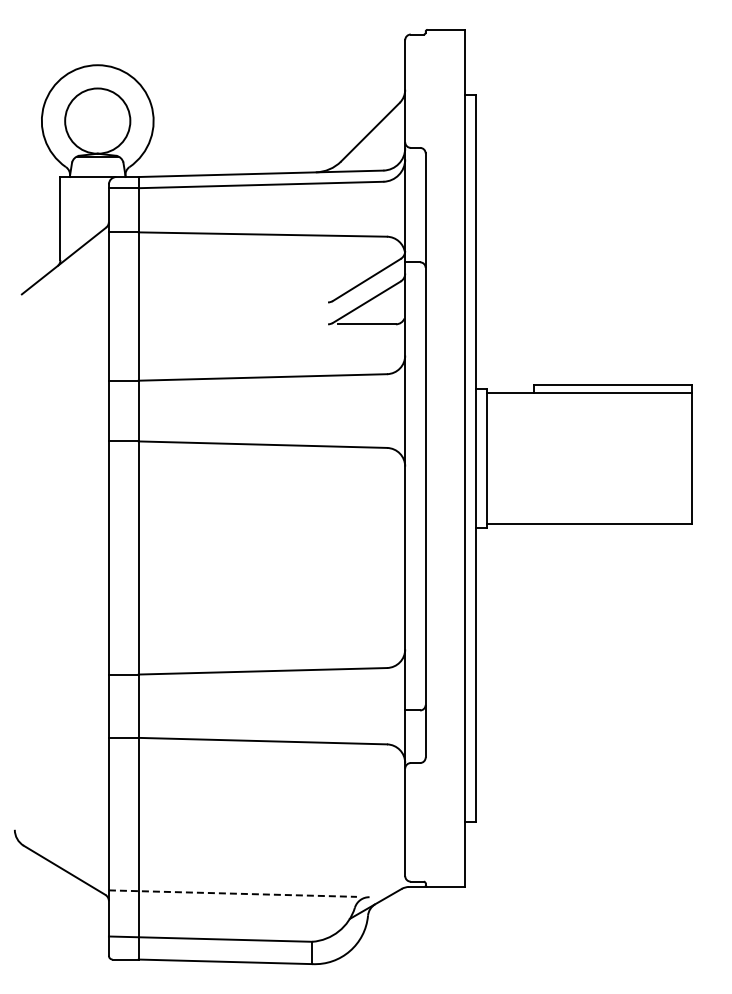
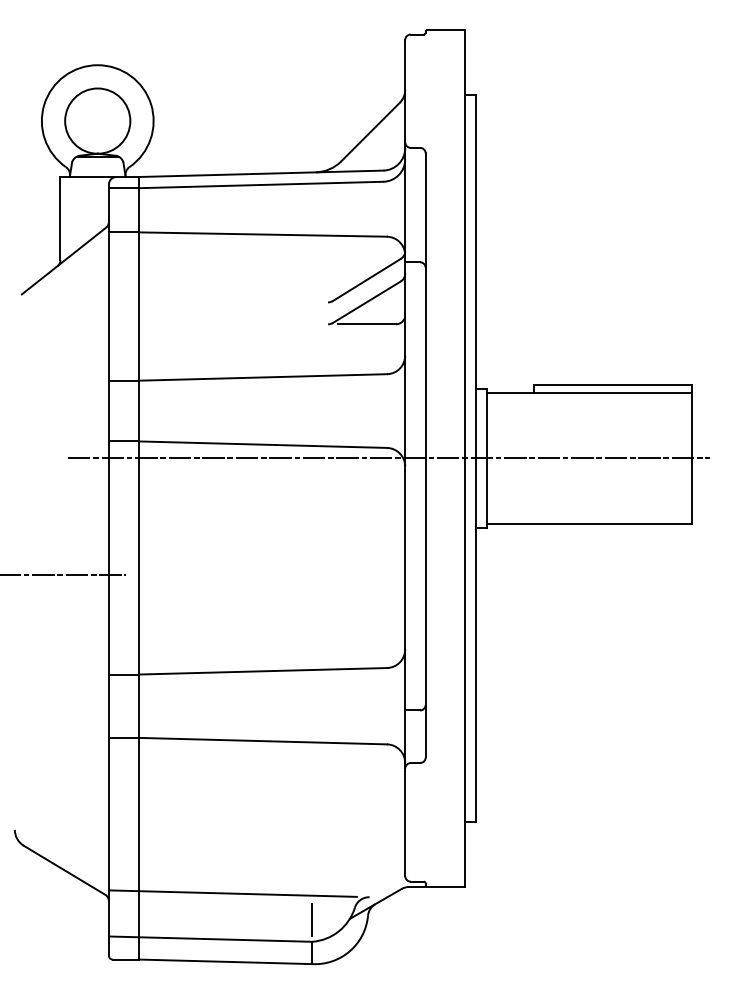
line: none -> present (389, 458)
line: none -> present (63, 575)
line: dashed -> solid (233, 893)
line: none -> present (312, 919)
